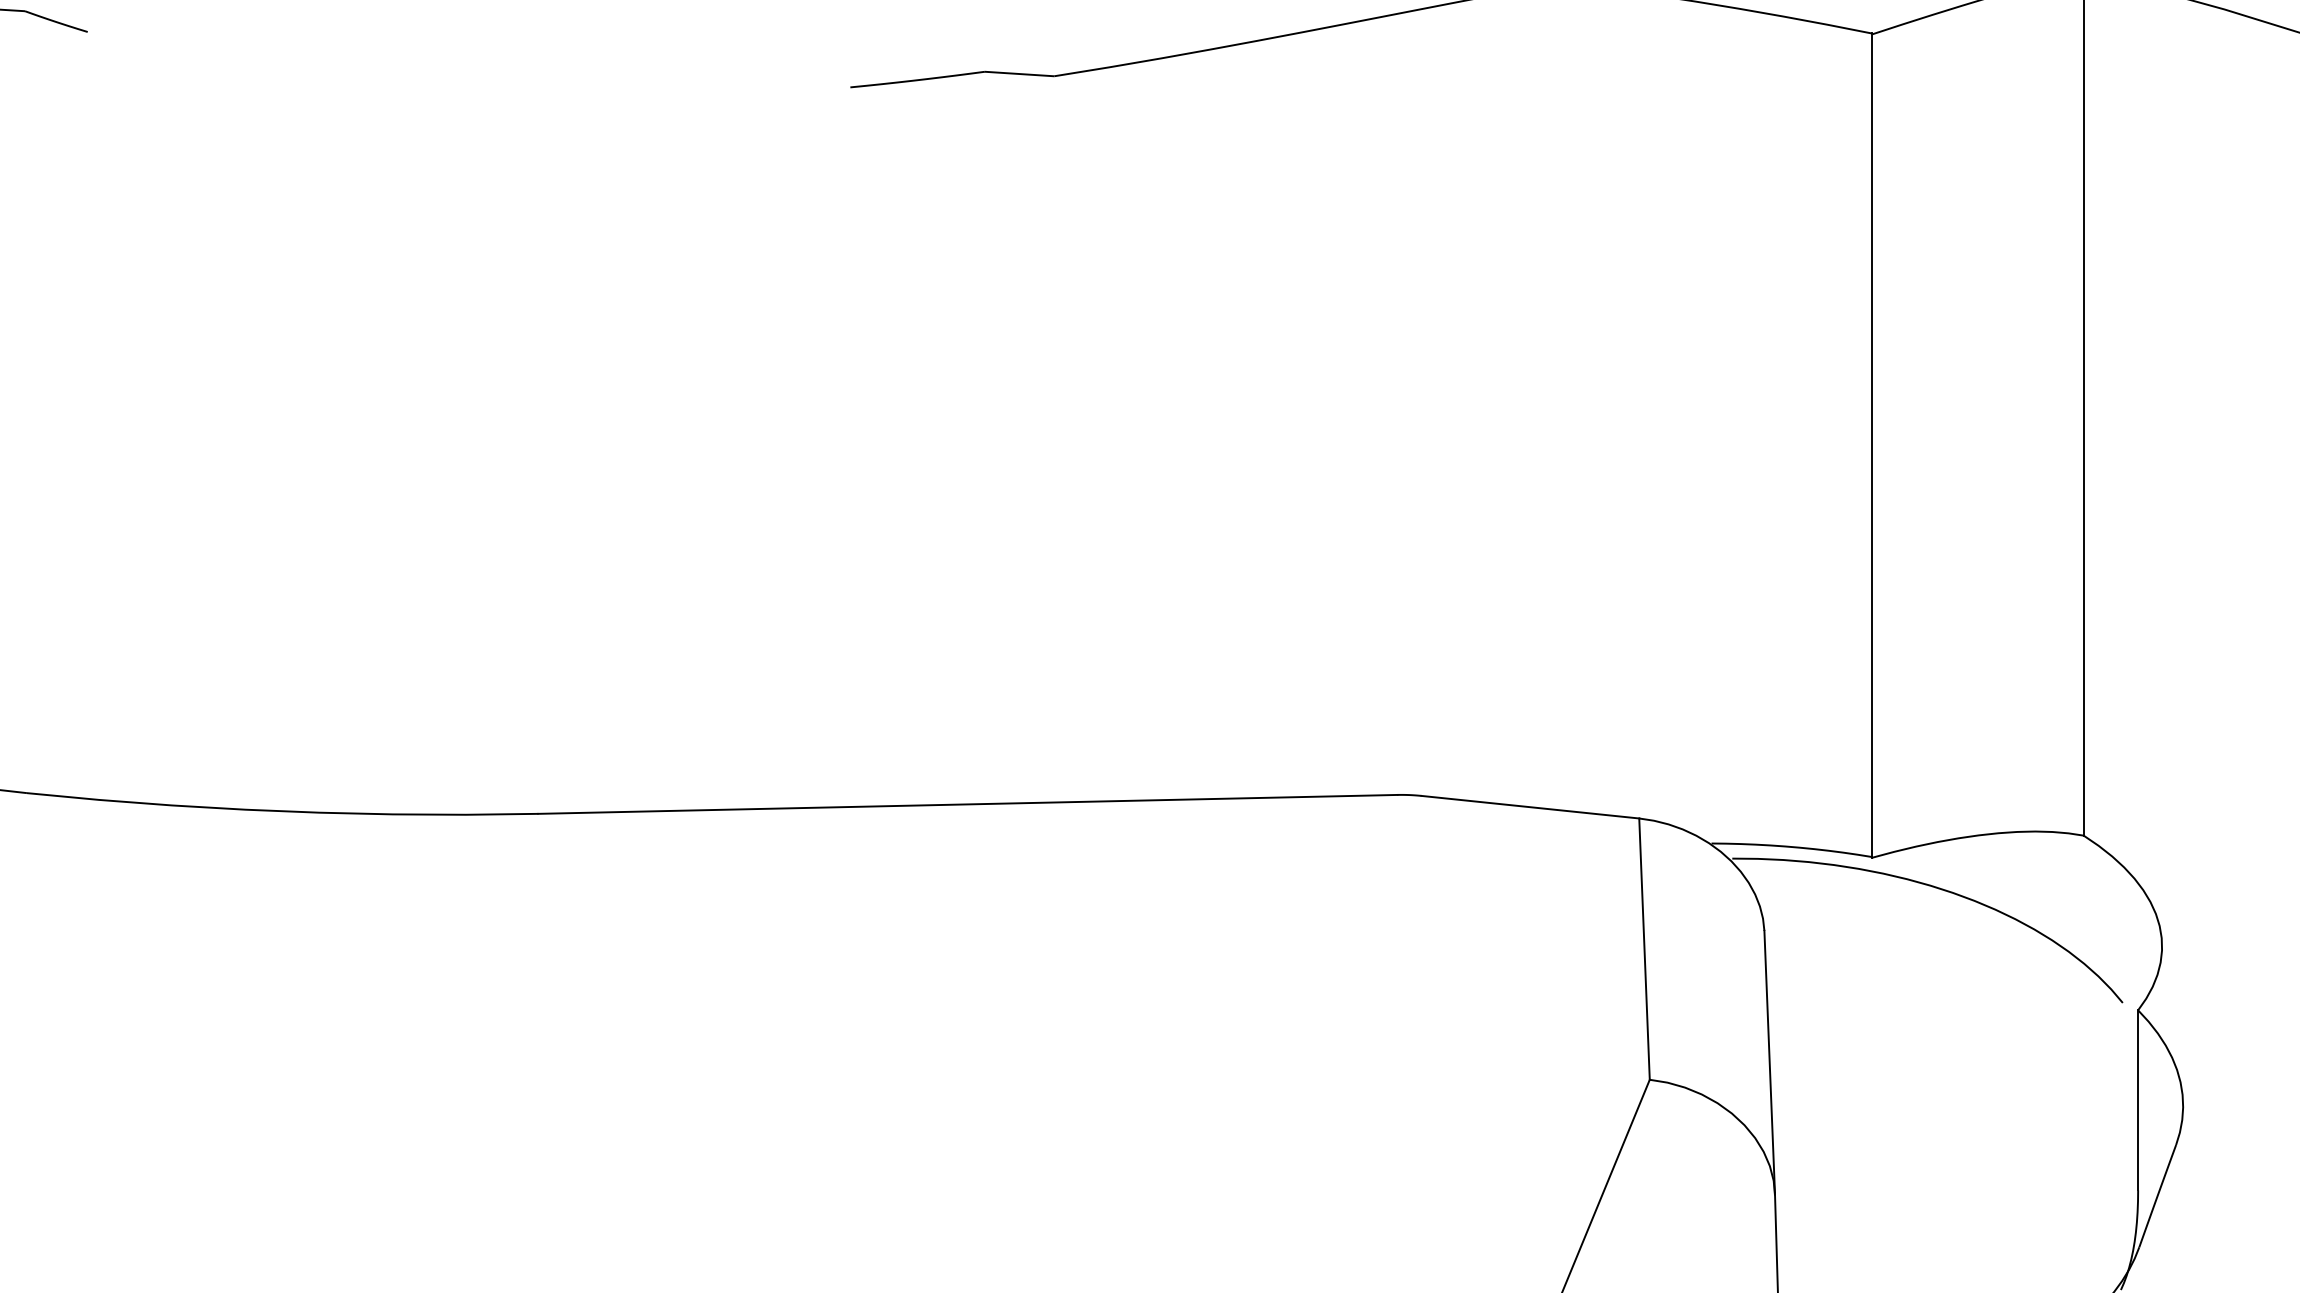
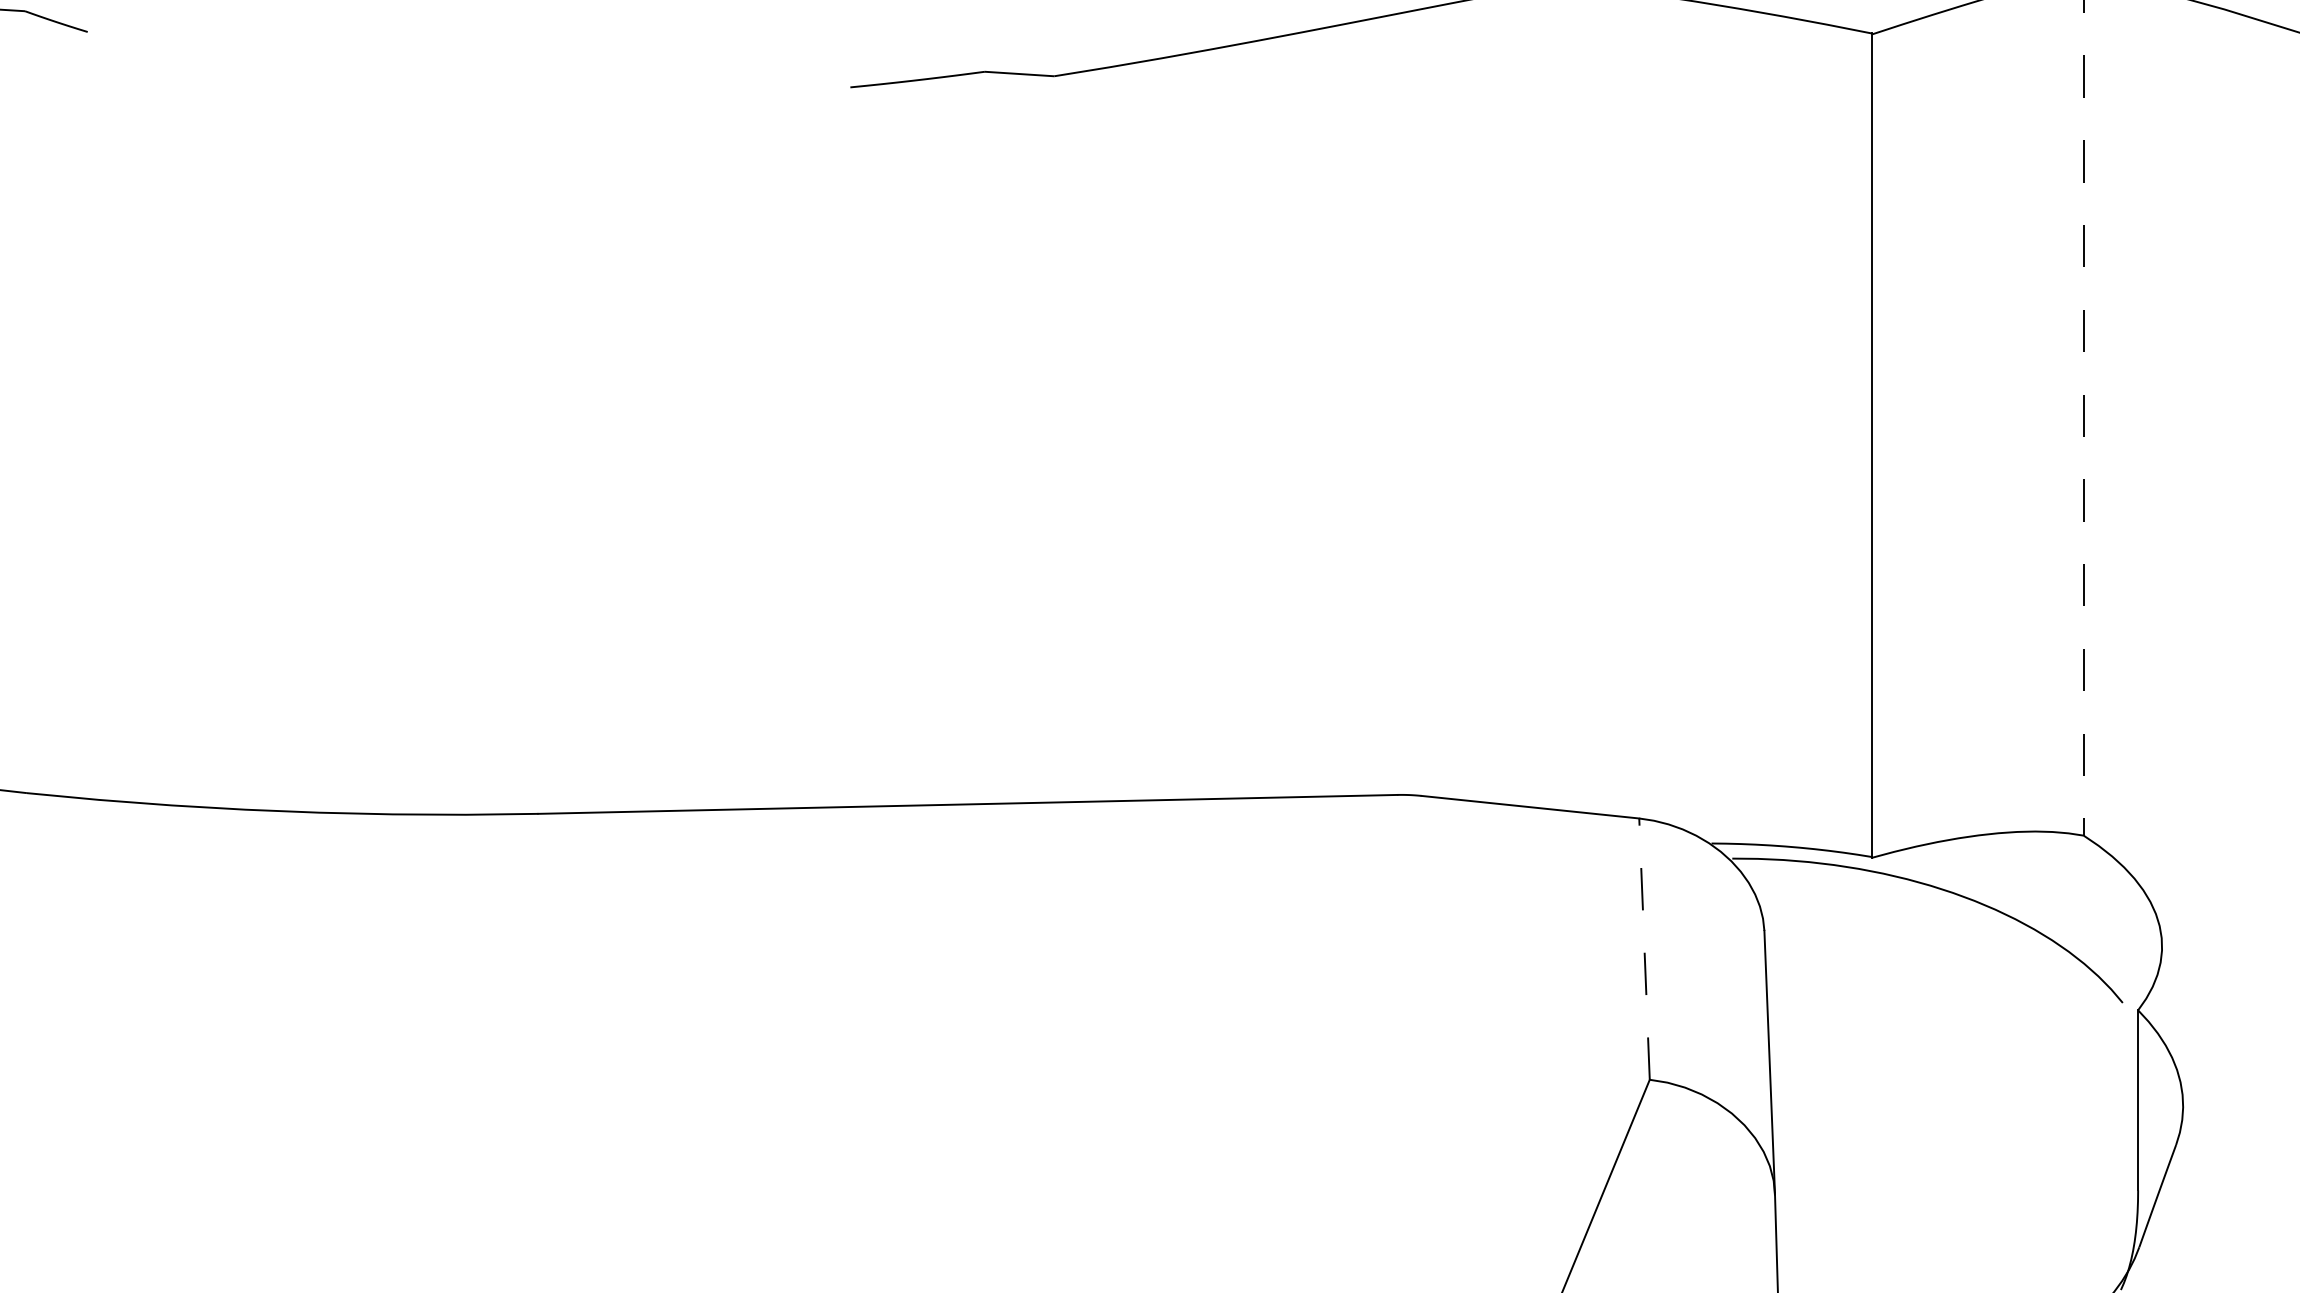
line: solid -> dashed (2083, 418)
line: solid -> dashed (1644, 949)
